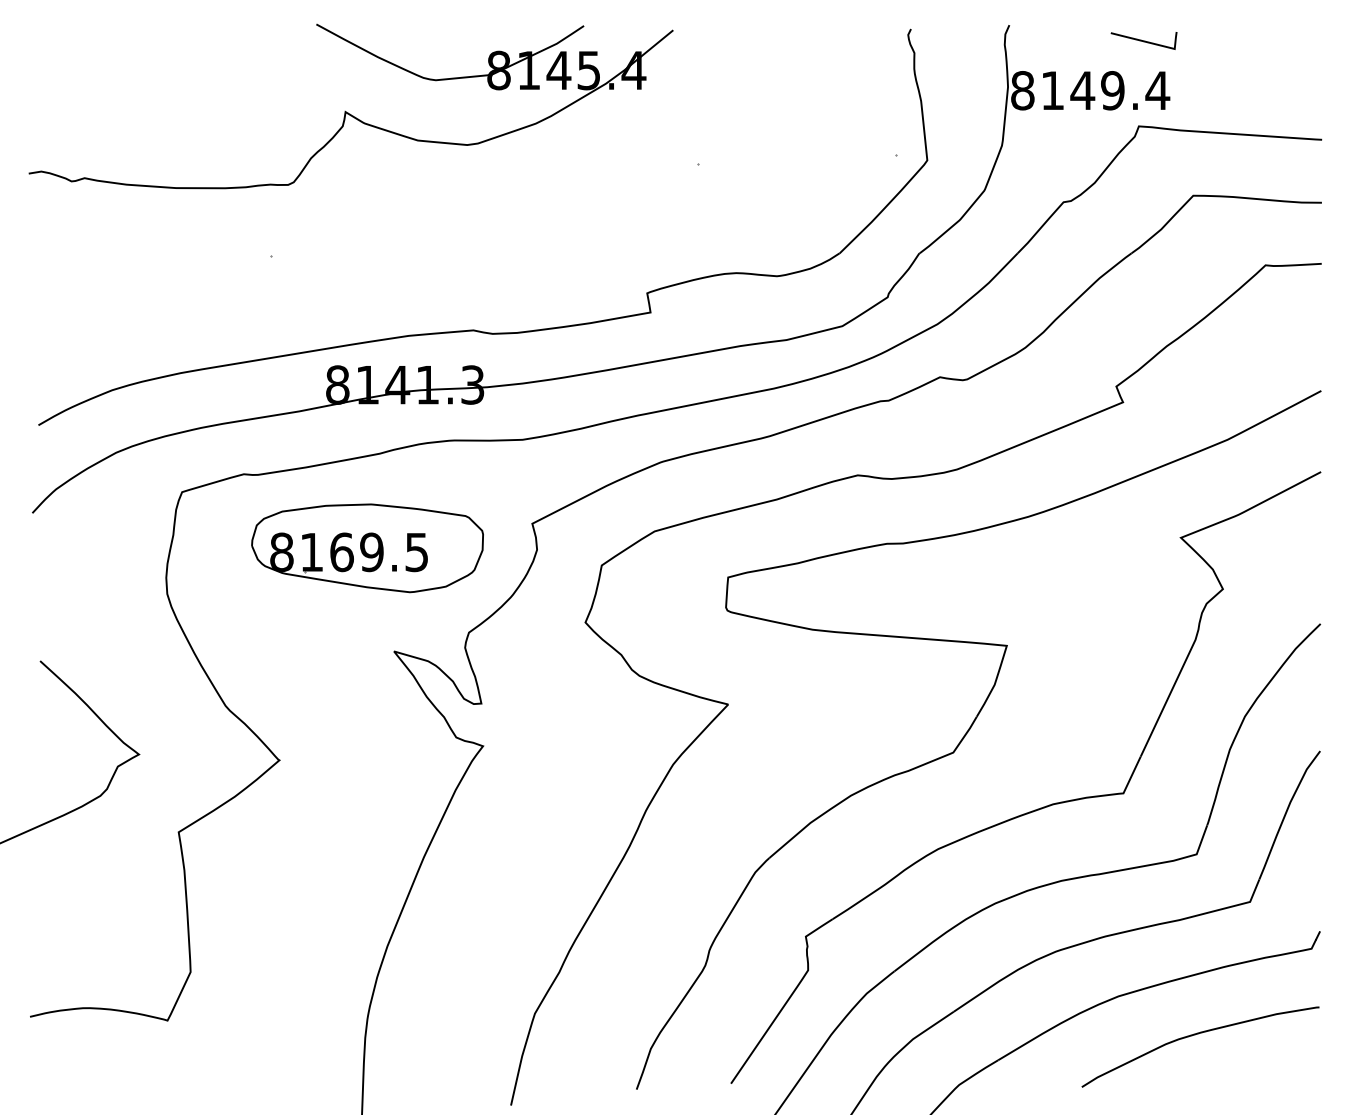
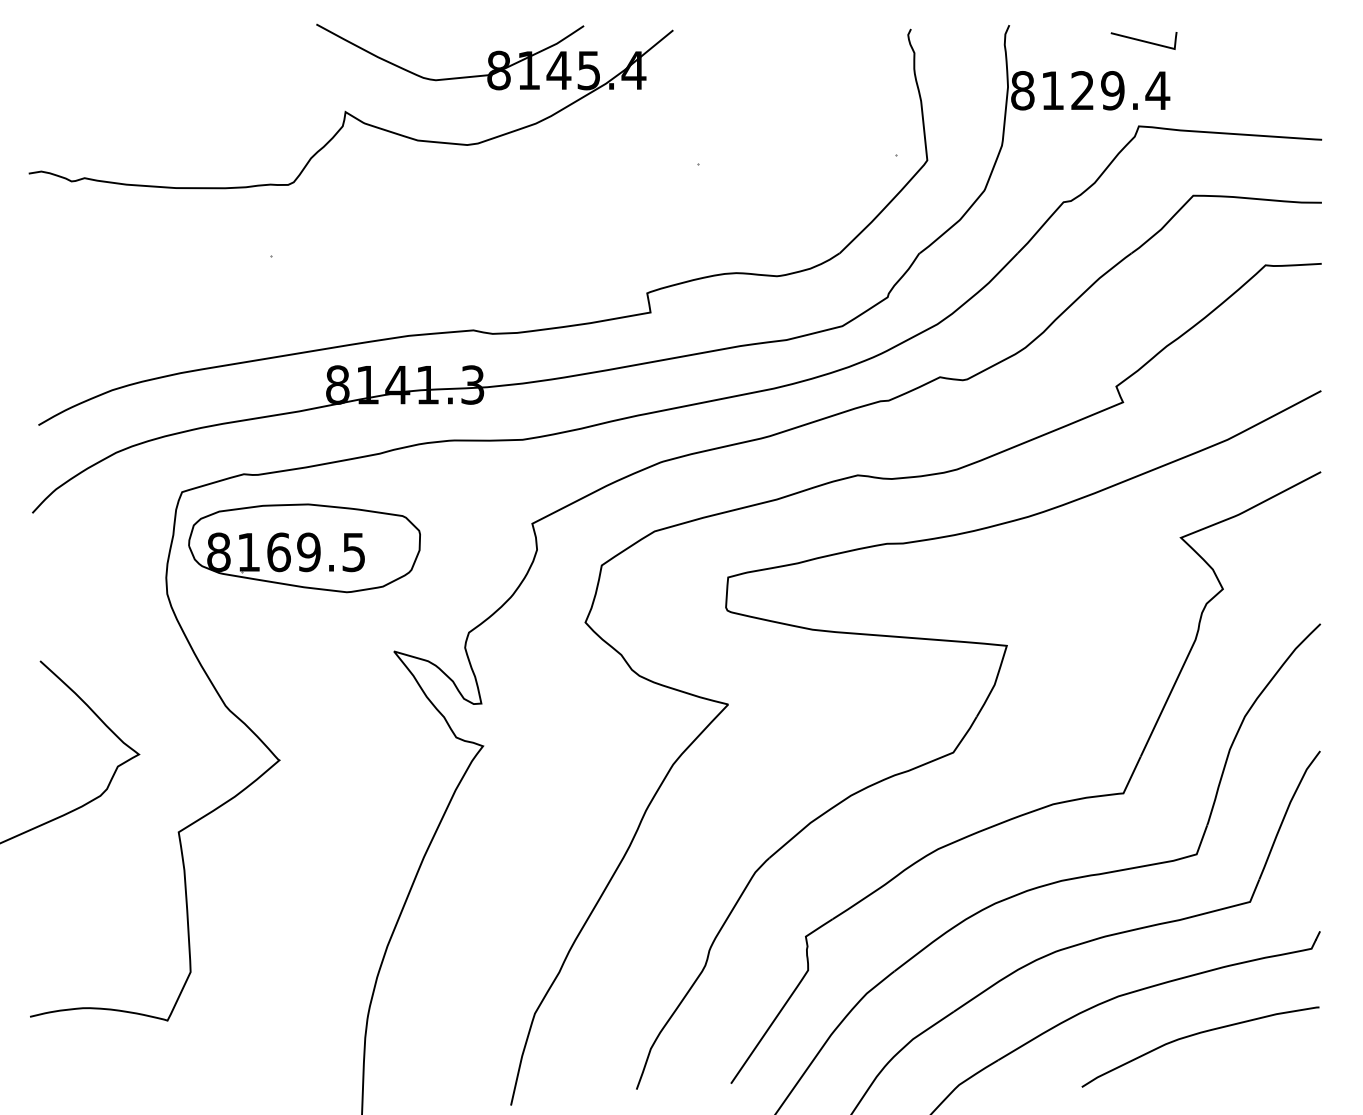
text: 8149.4 -> 8129.4 (1082, 90)
part position: (367, 548) -> (304, 548) (304, 548)
